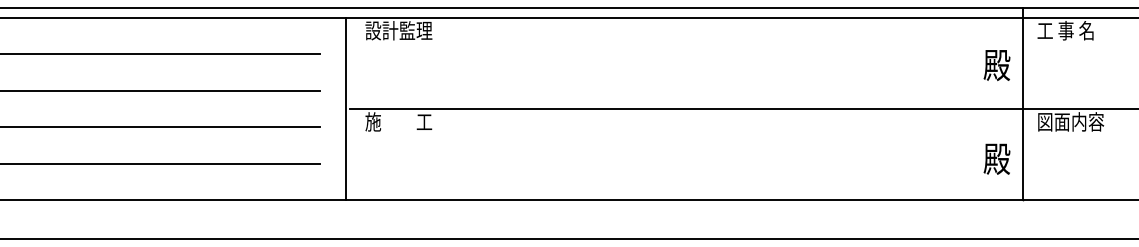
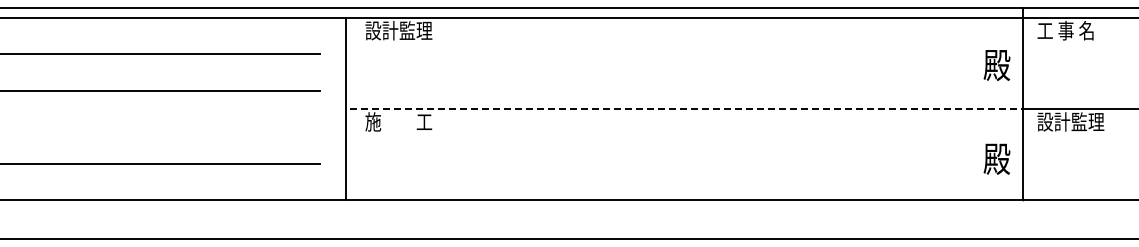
line: solid -> dashed (686, 109)
text: 図面内容 -> 設計監理 (1070, 121)
line: present -> none (160, 127)
